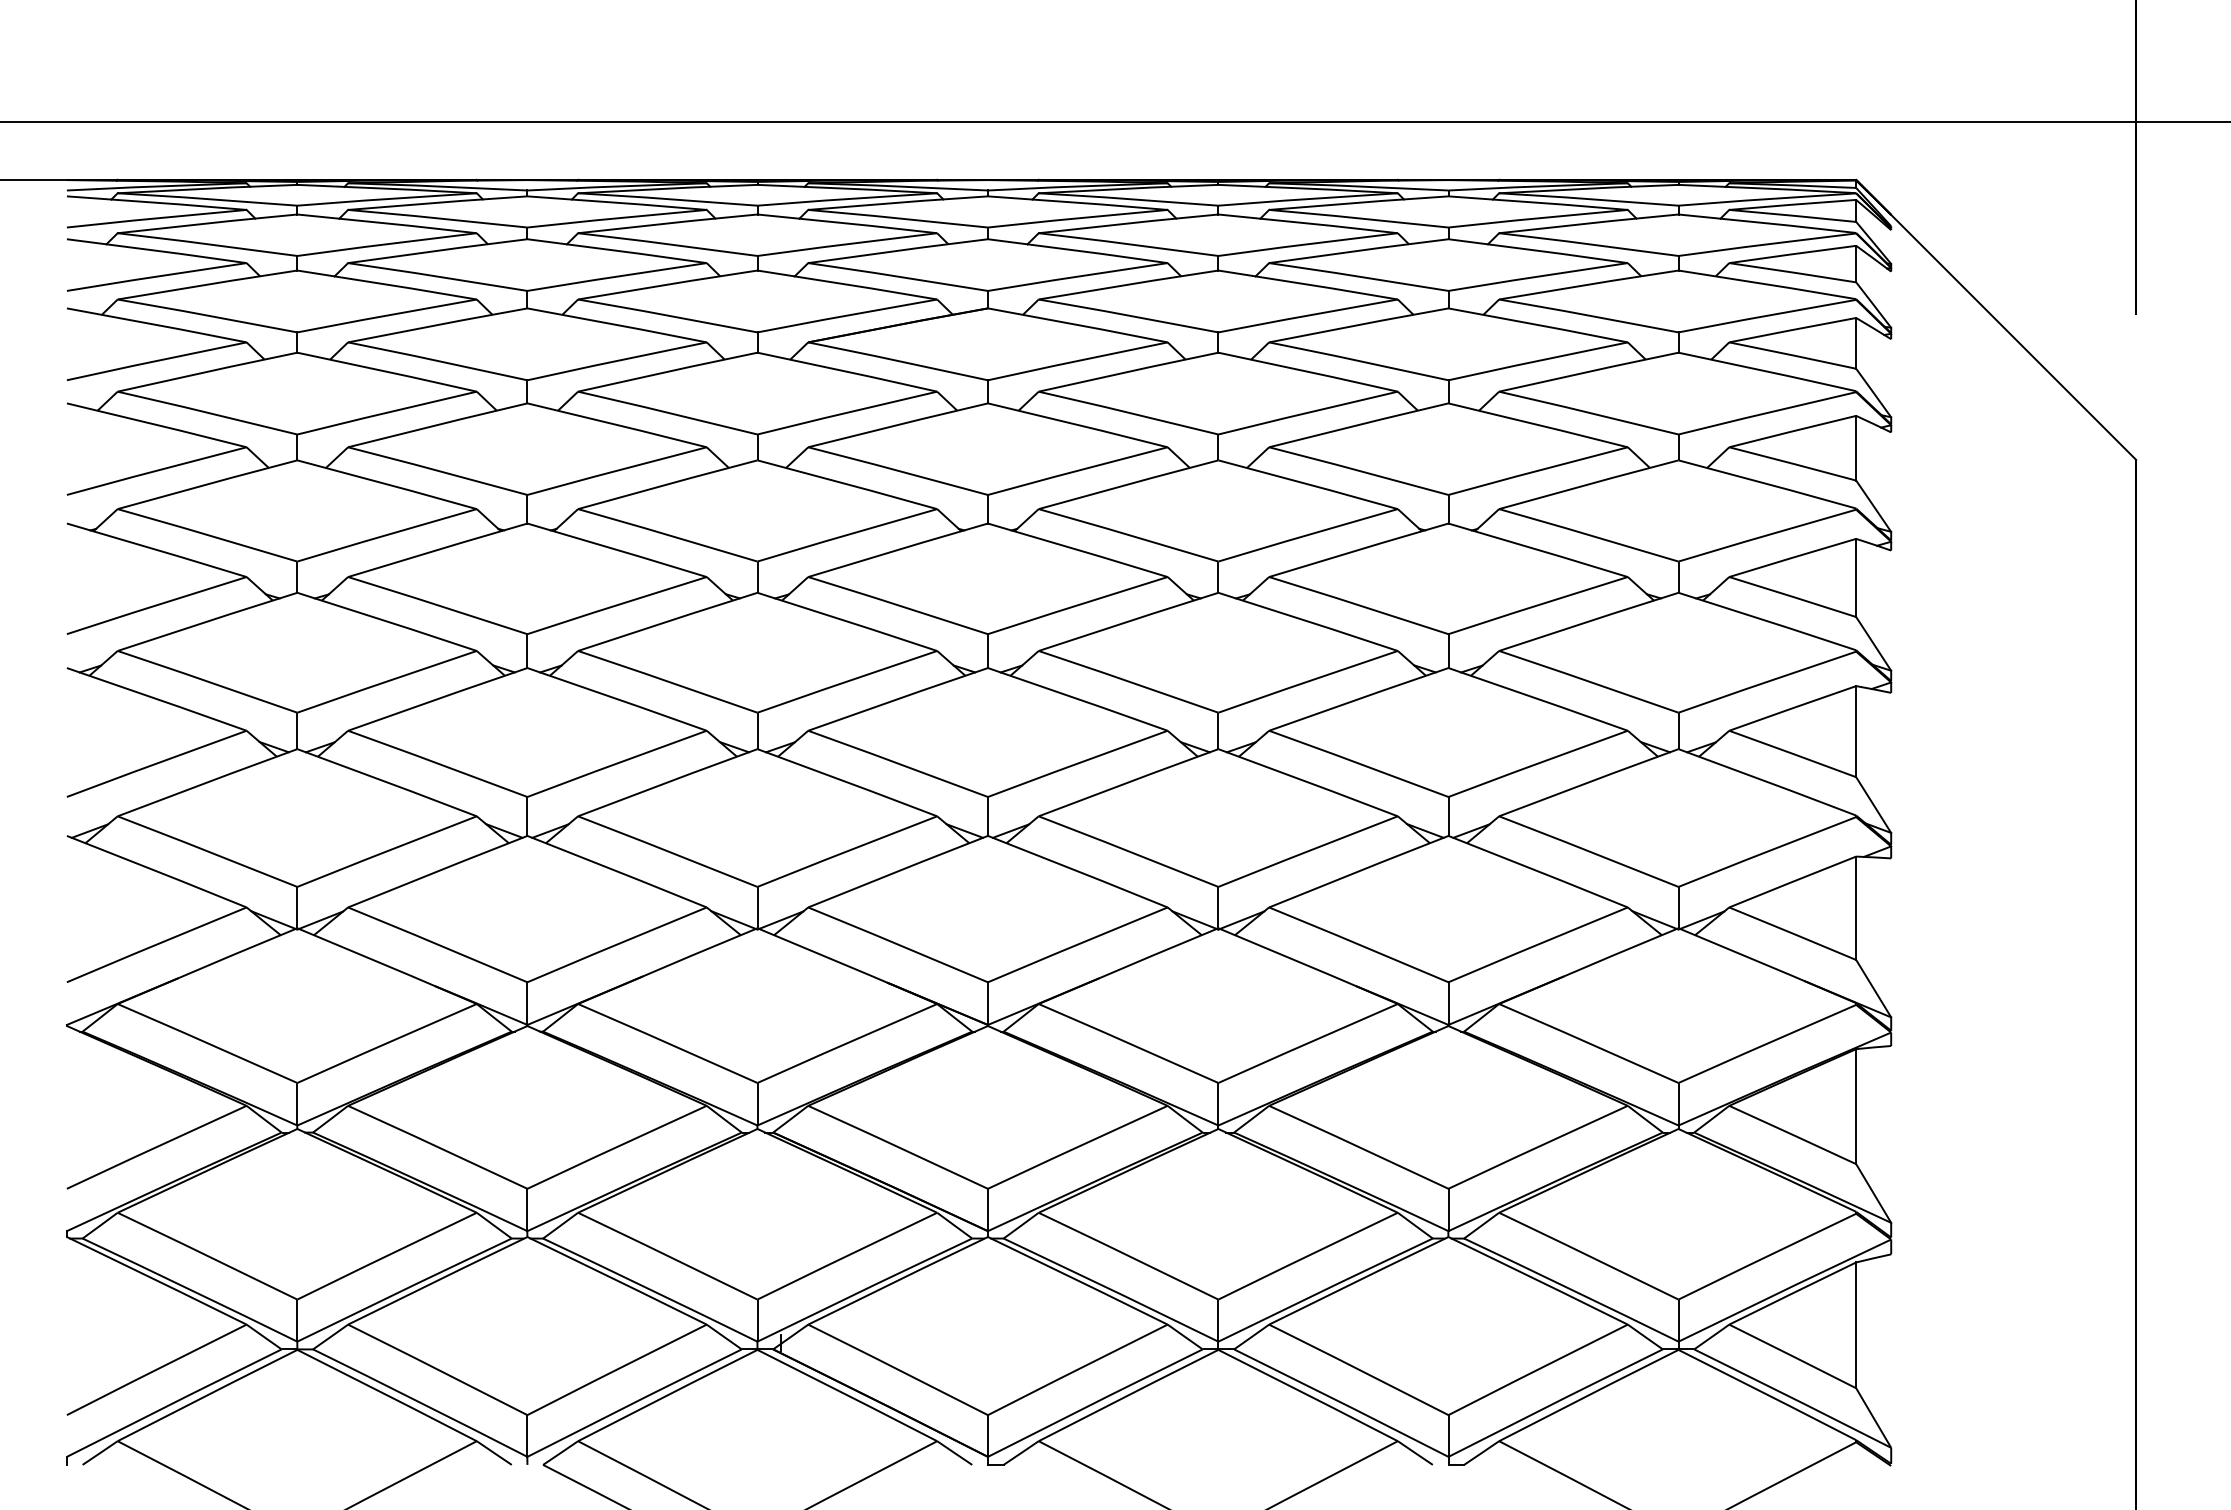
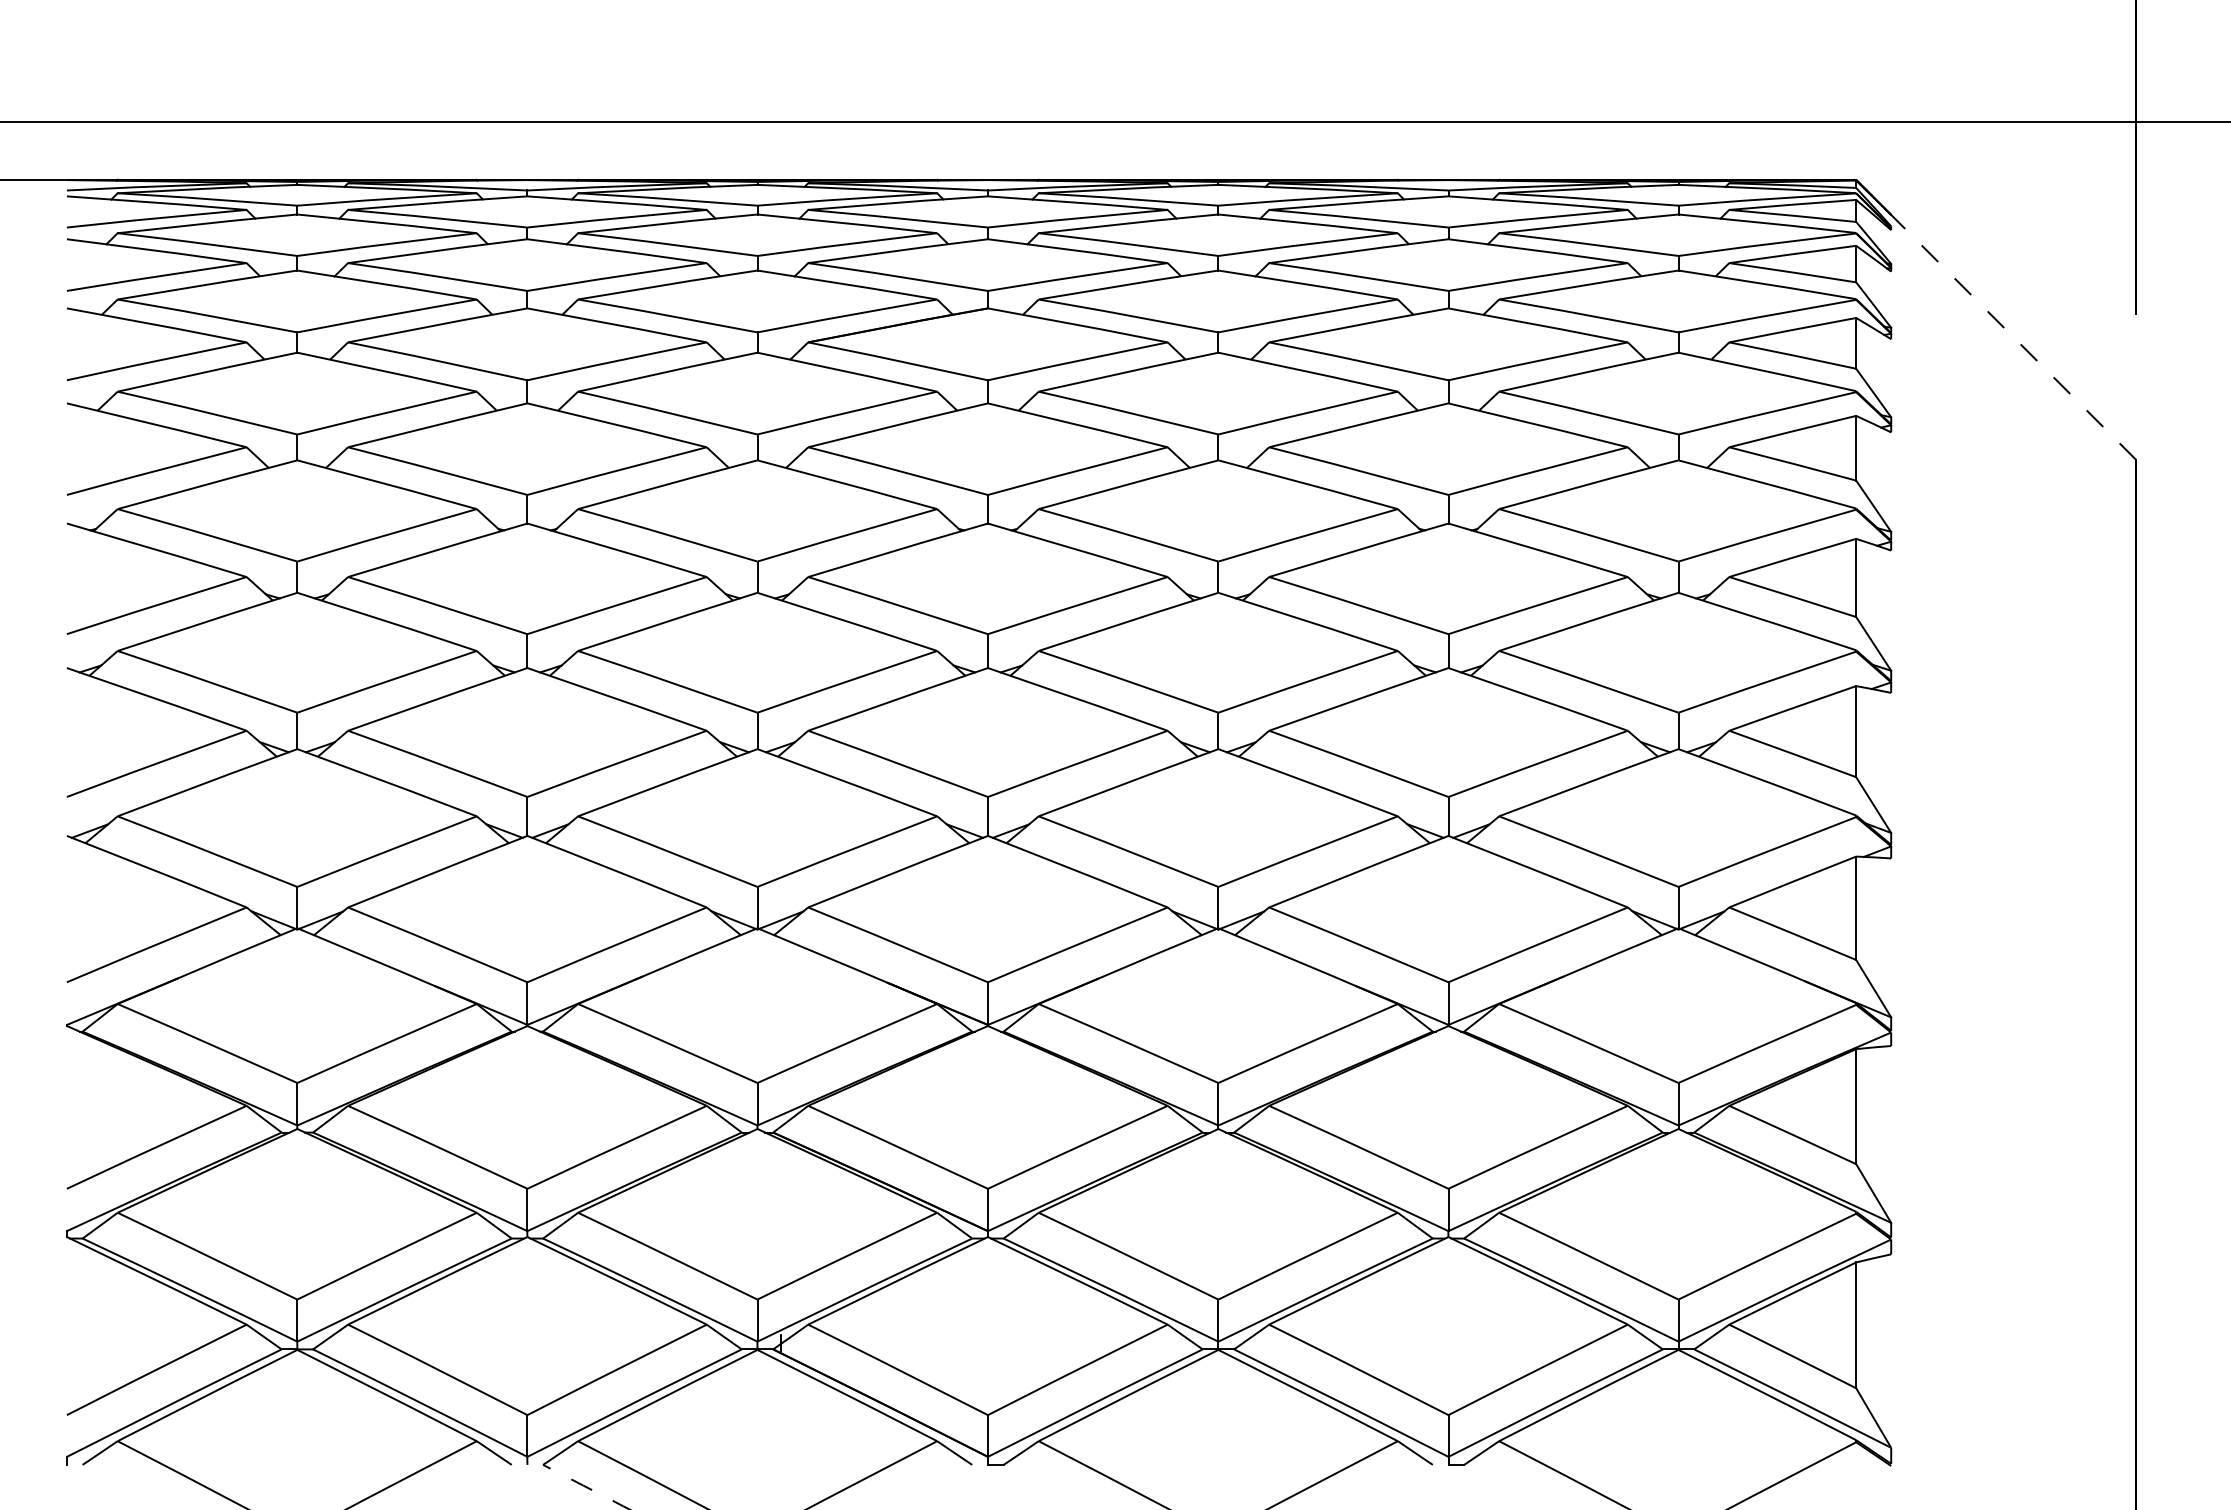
line: solid -> dashed (1996, 319)
arc: solid -> dashed (587, 1487)
